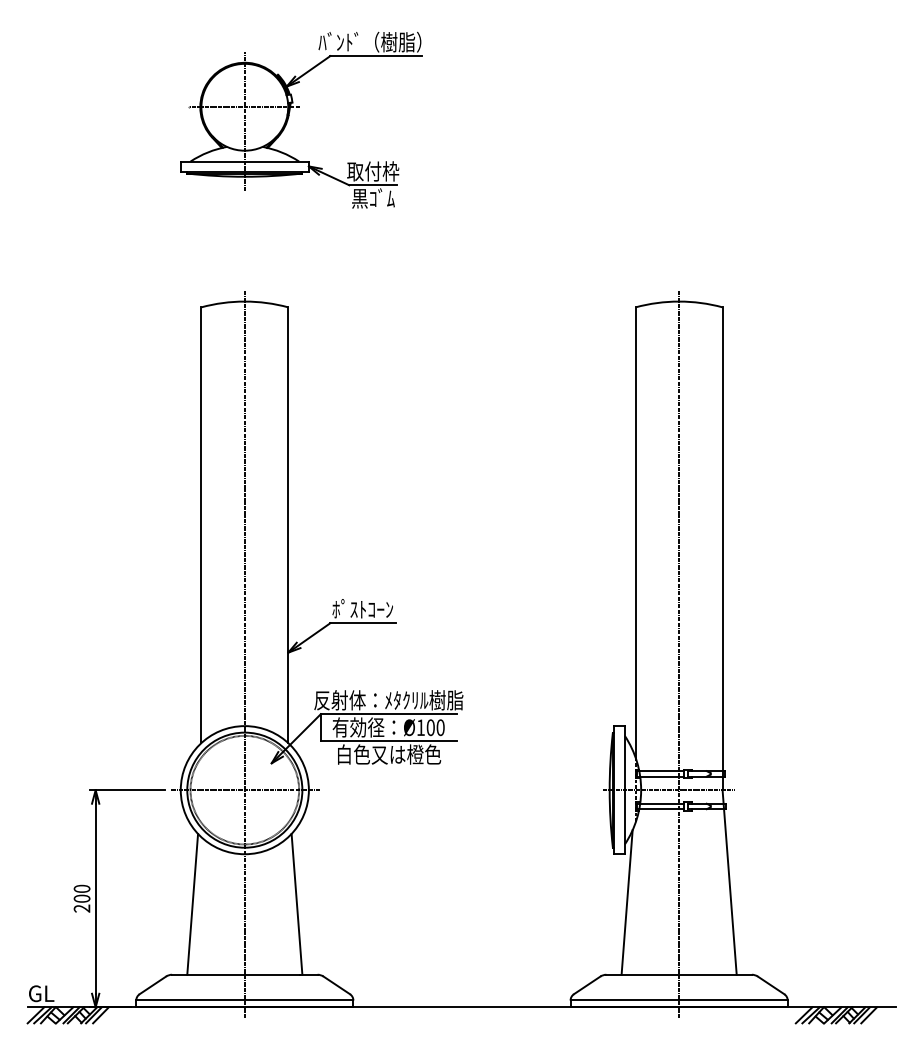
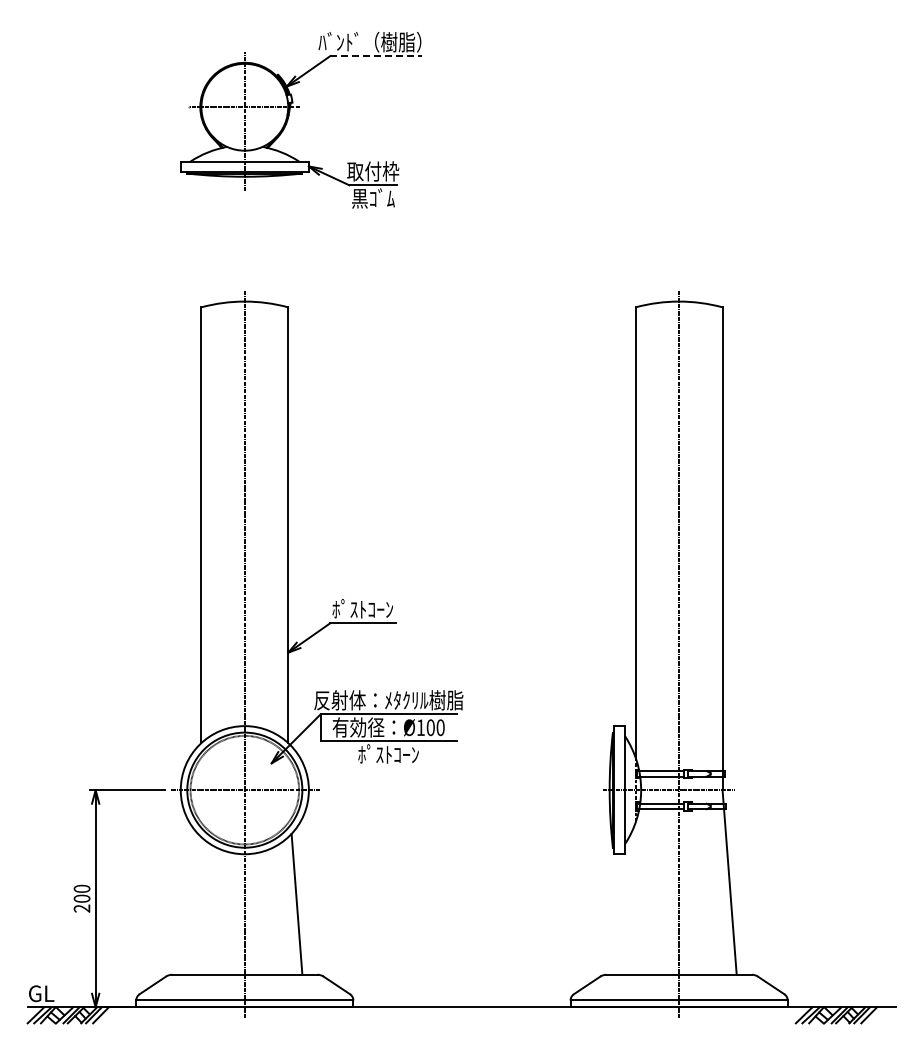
line: solid -> dashed (375, 56)
text: 白色又は橙色 -> ﾎﾟｽﾄｺｰﾝ (389, 754)
line: present -> none (626, 902)
line: present -> none (192, 903)
